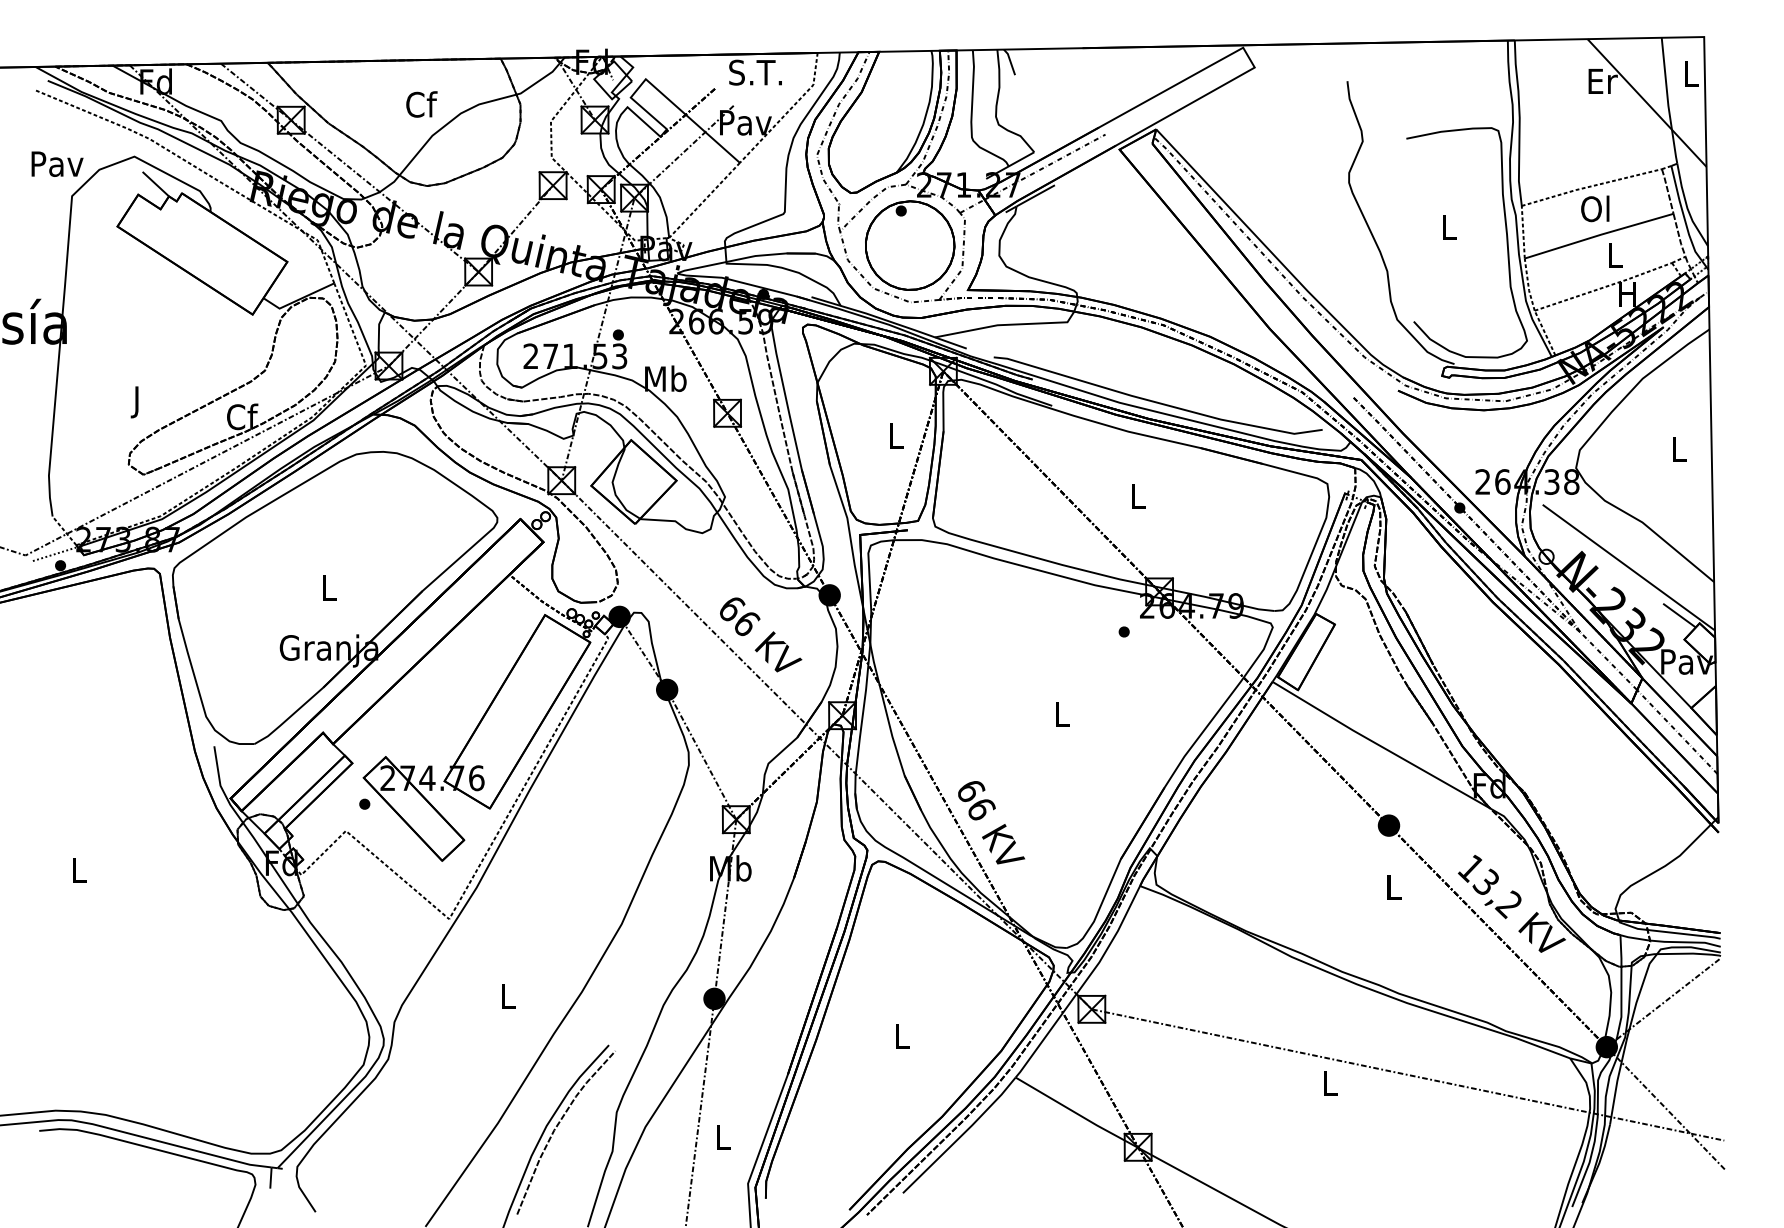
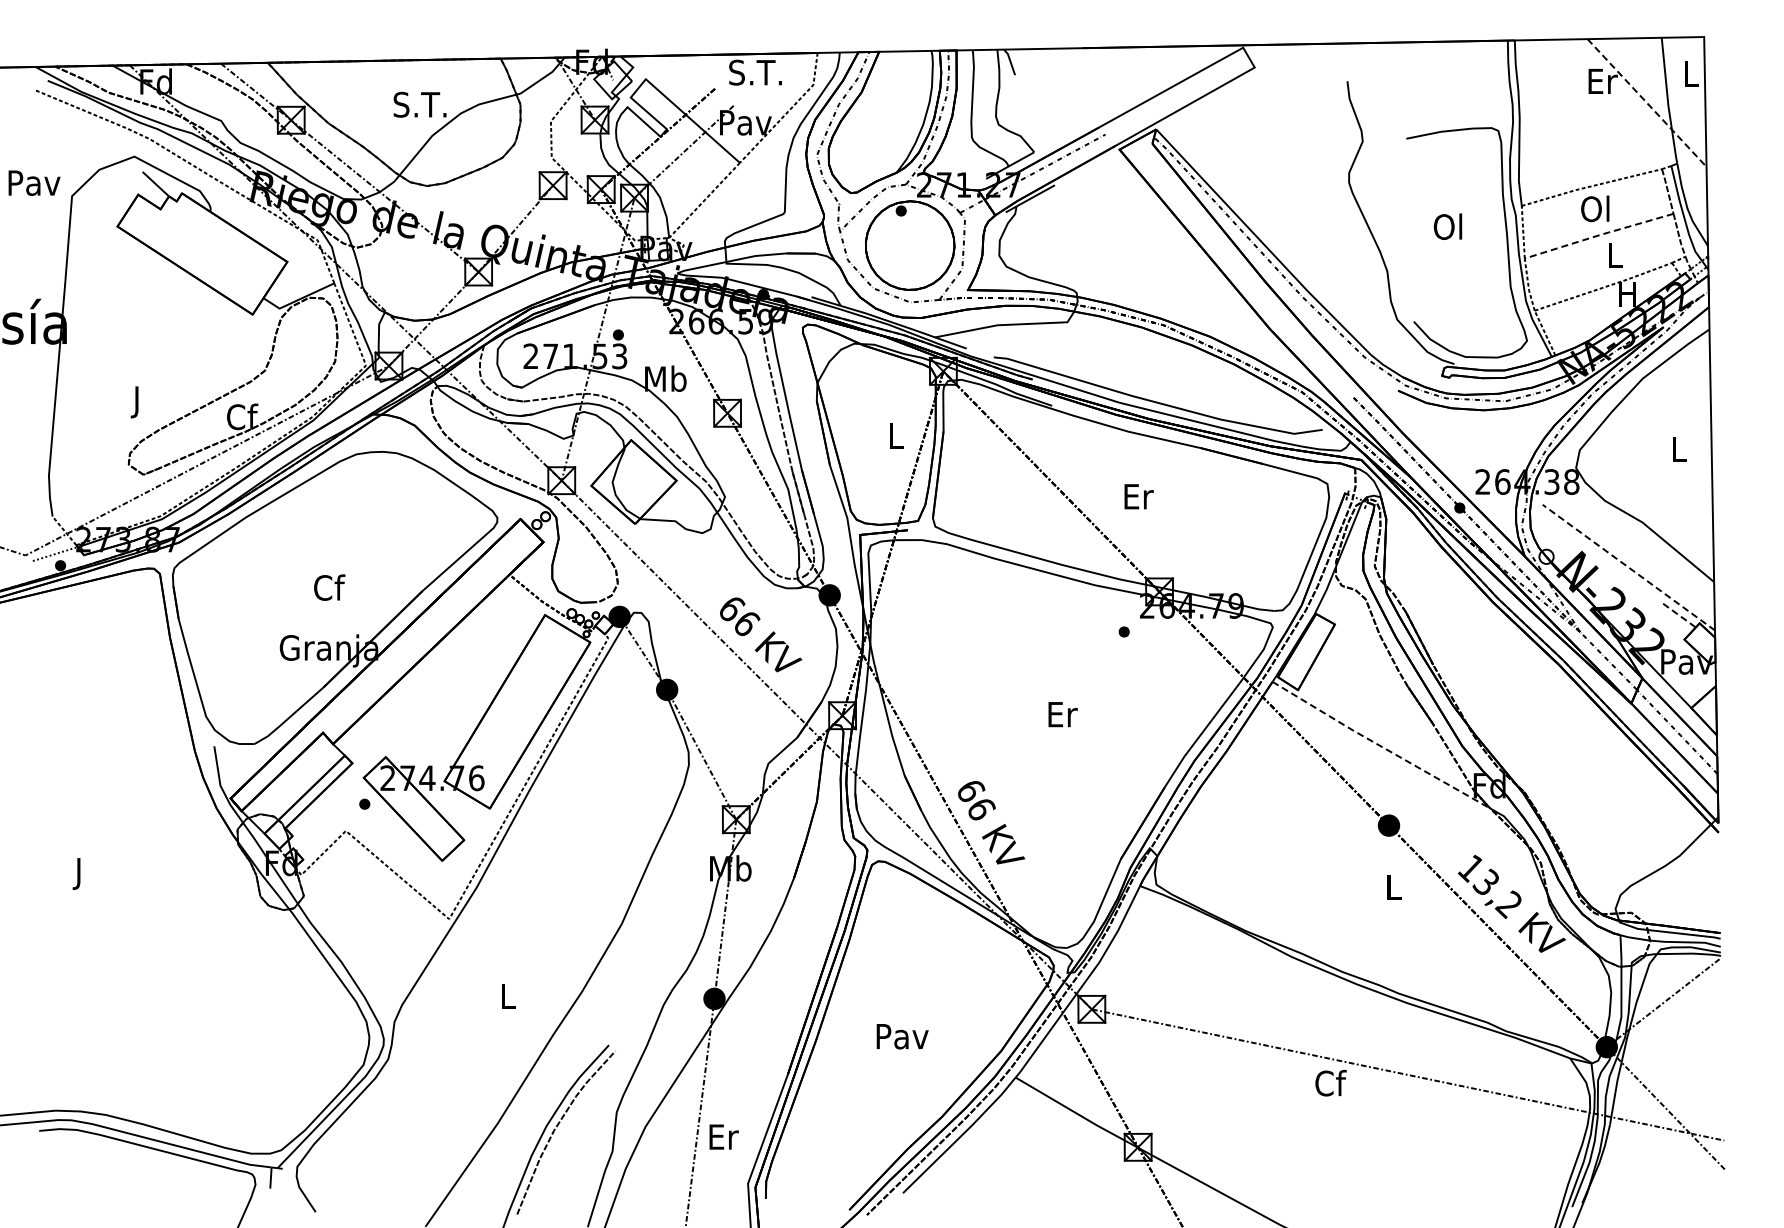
line: solid -> dashed (1647, 103)
text: Cf -> S.T. (419, 104)
text position: (57, 163) -> (34, 182) (34, 182)
text: L -> Ol (1447, 226)
line: solid -> dashed (1599, 235)
text: L -> Er (1138, 496)
line: solid -> dashed (1628, 567)
text: L -> Cf (329, 587)
line: solid -> dashed (1679, 615)
text: L -> Er (1062, 714)
line: solid -> dashed (1380, 746)
text: L -> J (79, 873)
text: L -> Pav (902, 1036)
text: L -> Cf (1330, 1083)
text: L -> Er (723, 1136)
